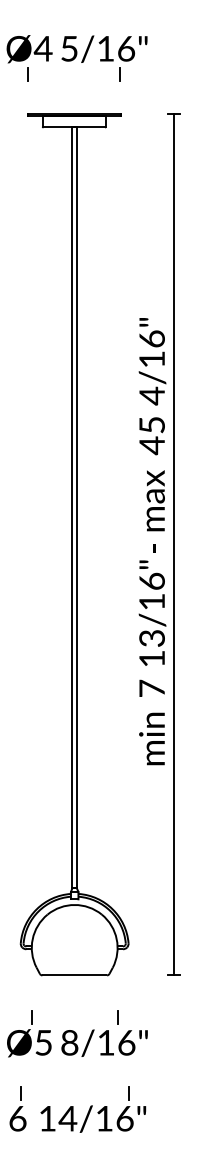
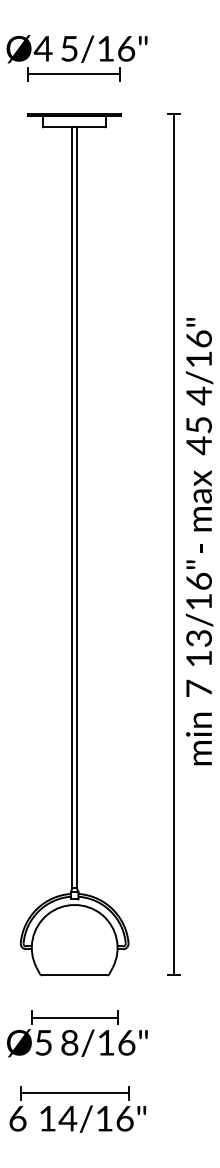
line: none -> present (74, 74)
text position: (152, 541) -> (199, 541) (199, 541)
line: none -> present (74, 1017)
line: none -> present (74, 1093)
